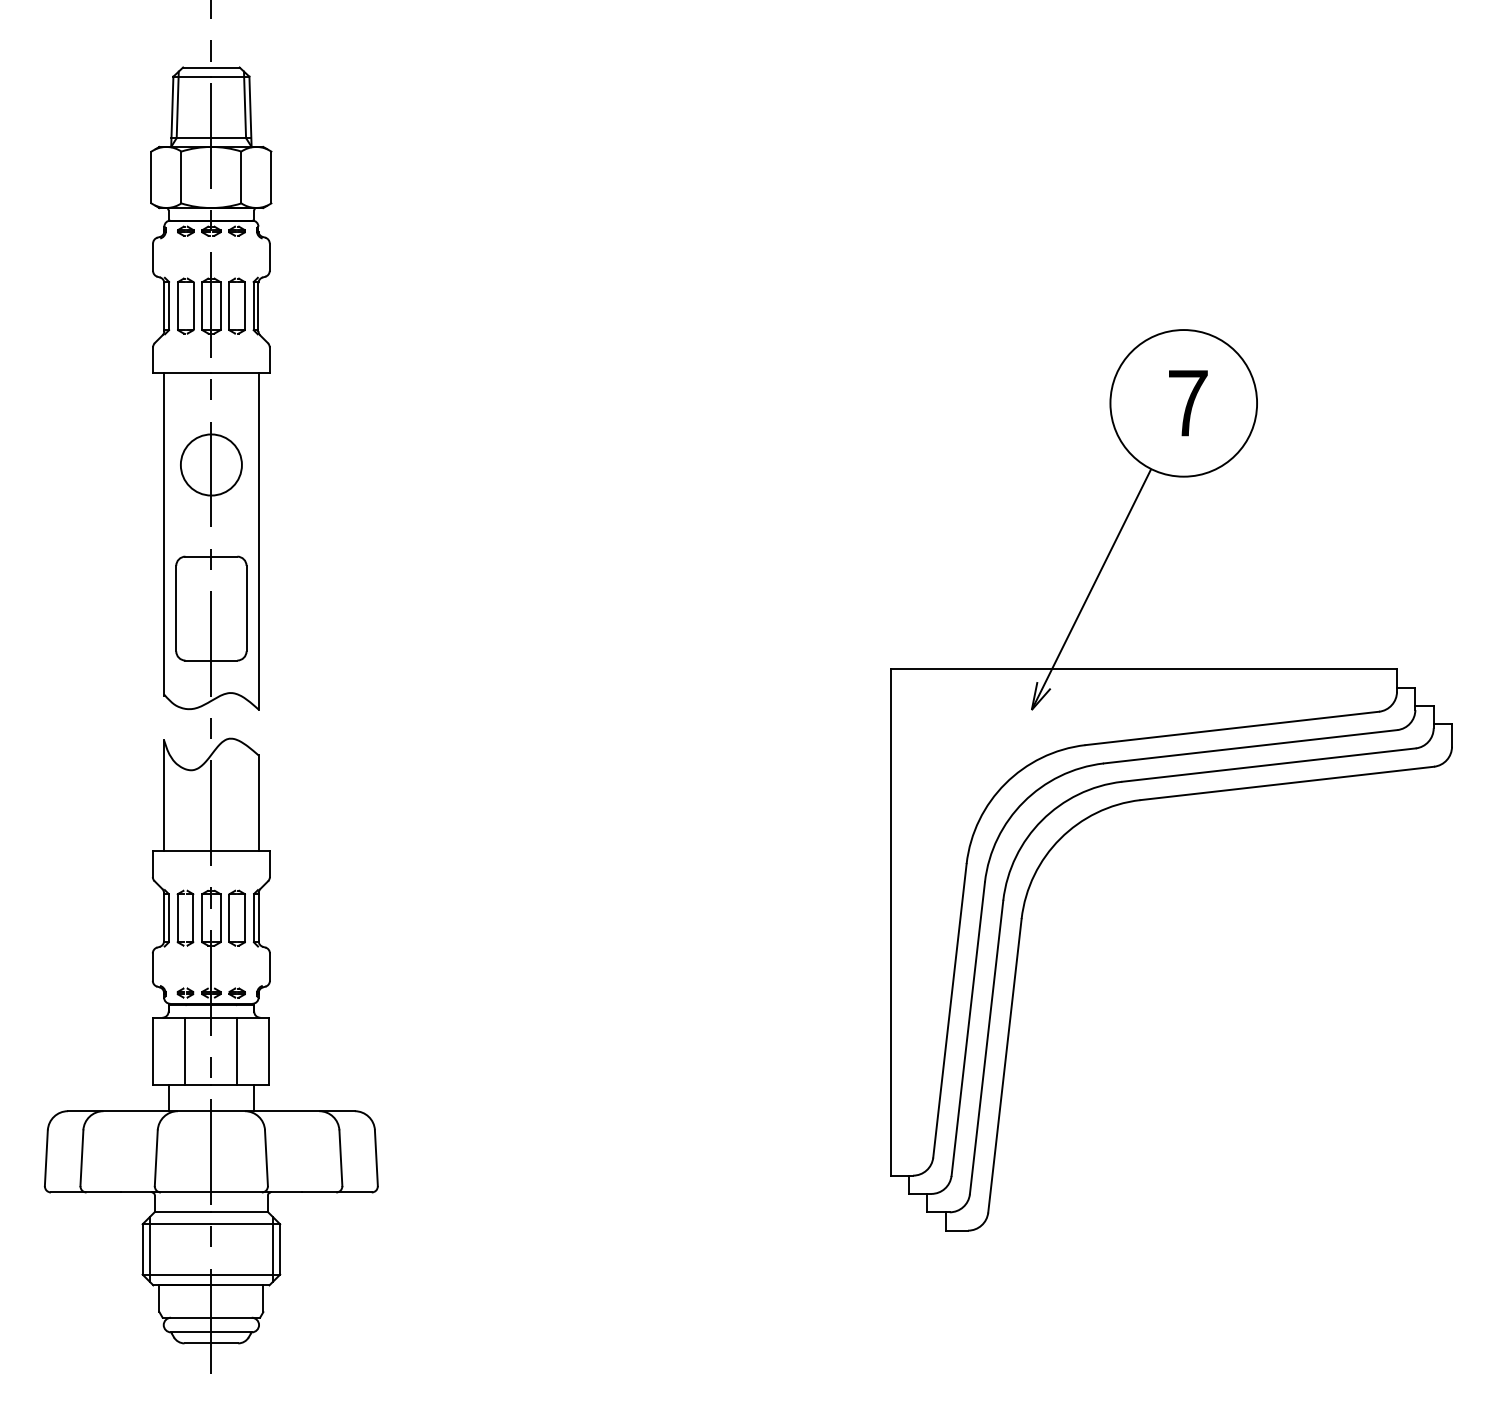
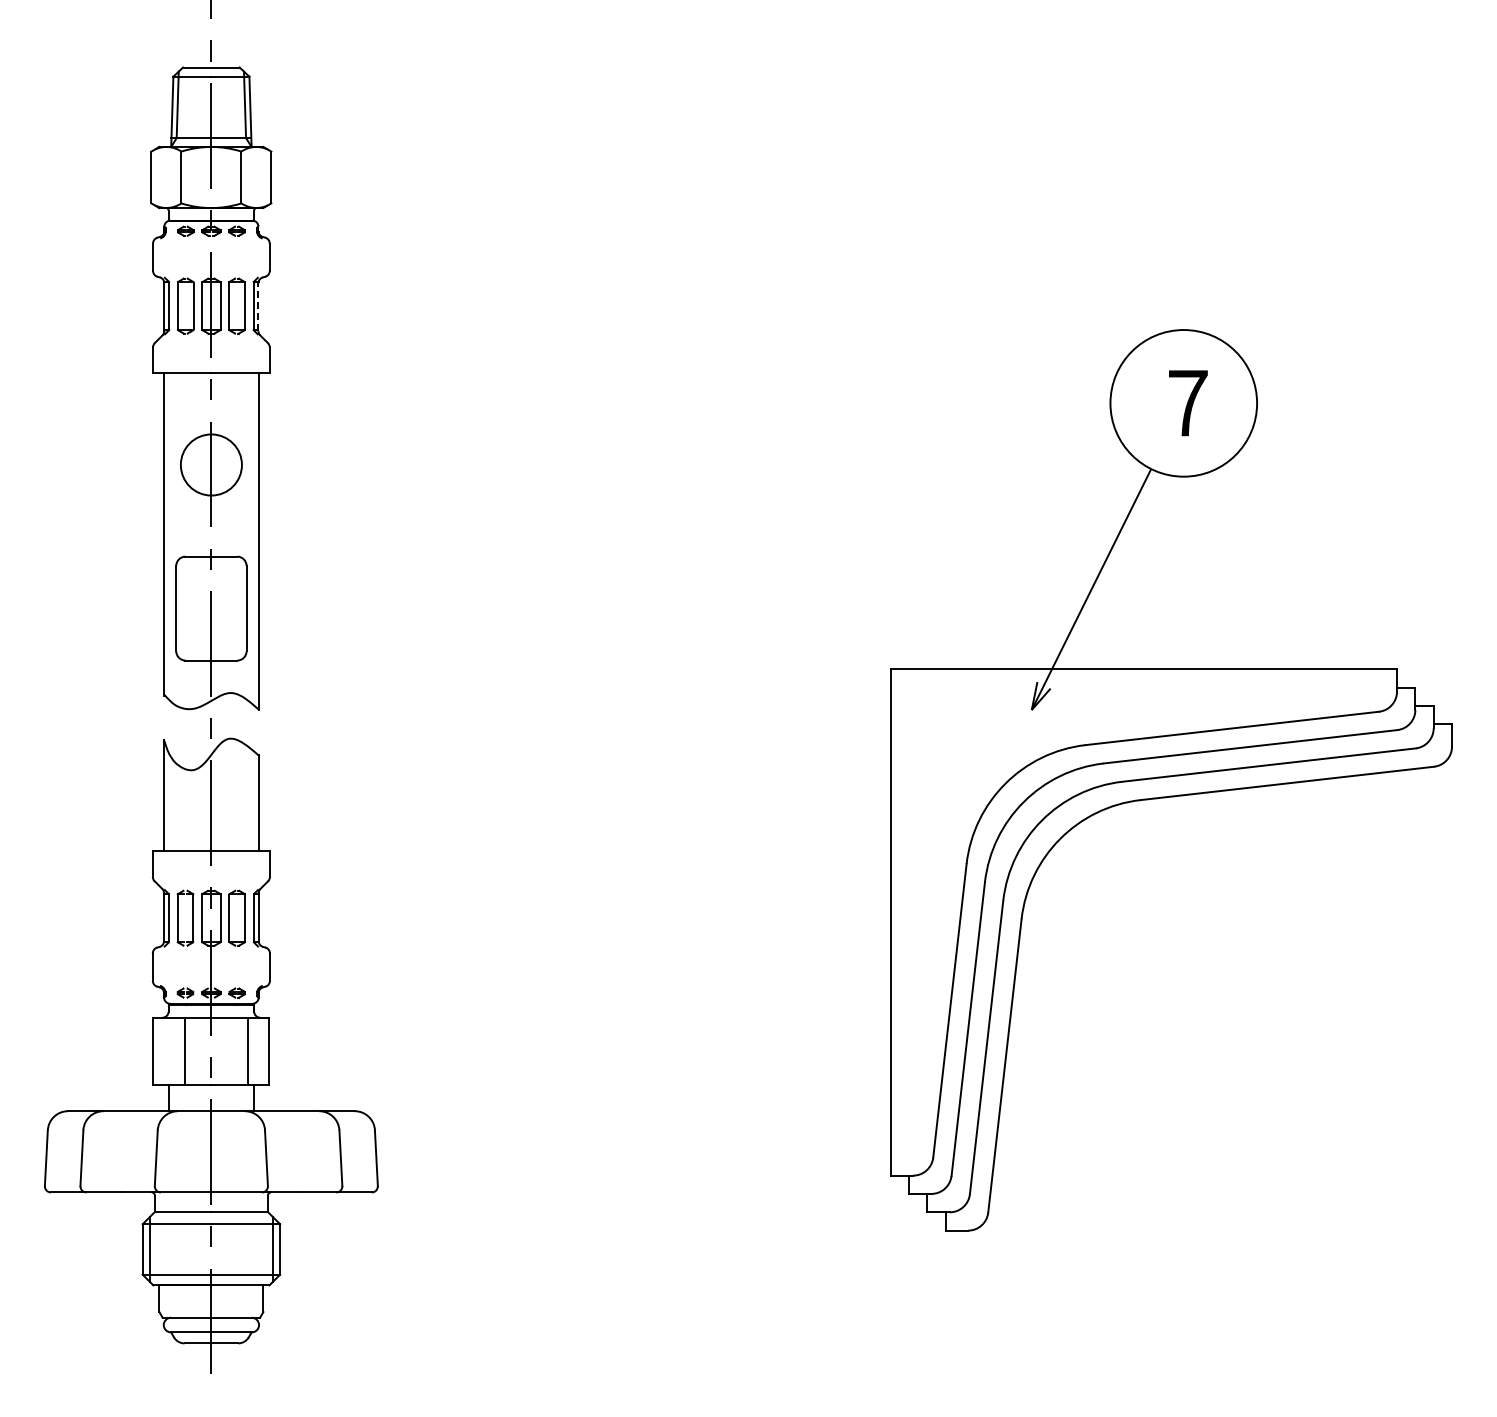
line: solid -> dashed (258, 307)
line position: (237, 1050) -> (248, 1050) (248, 1050)
